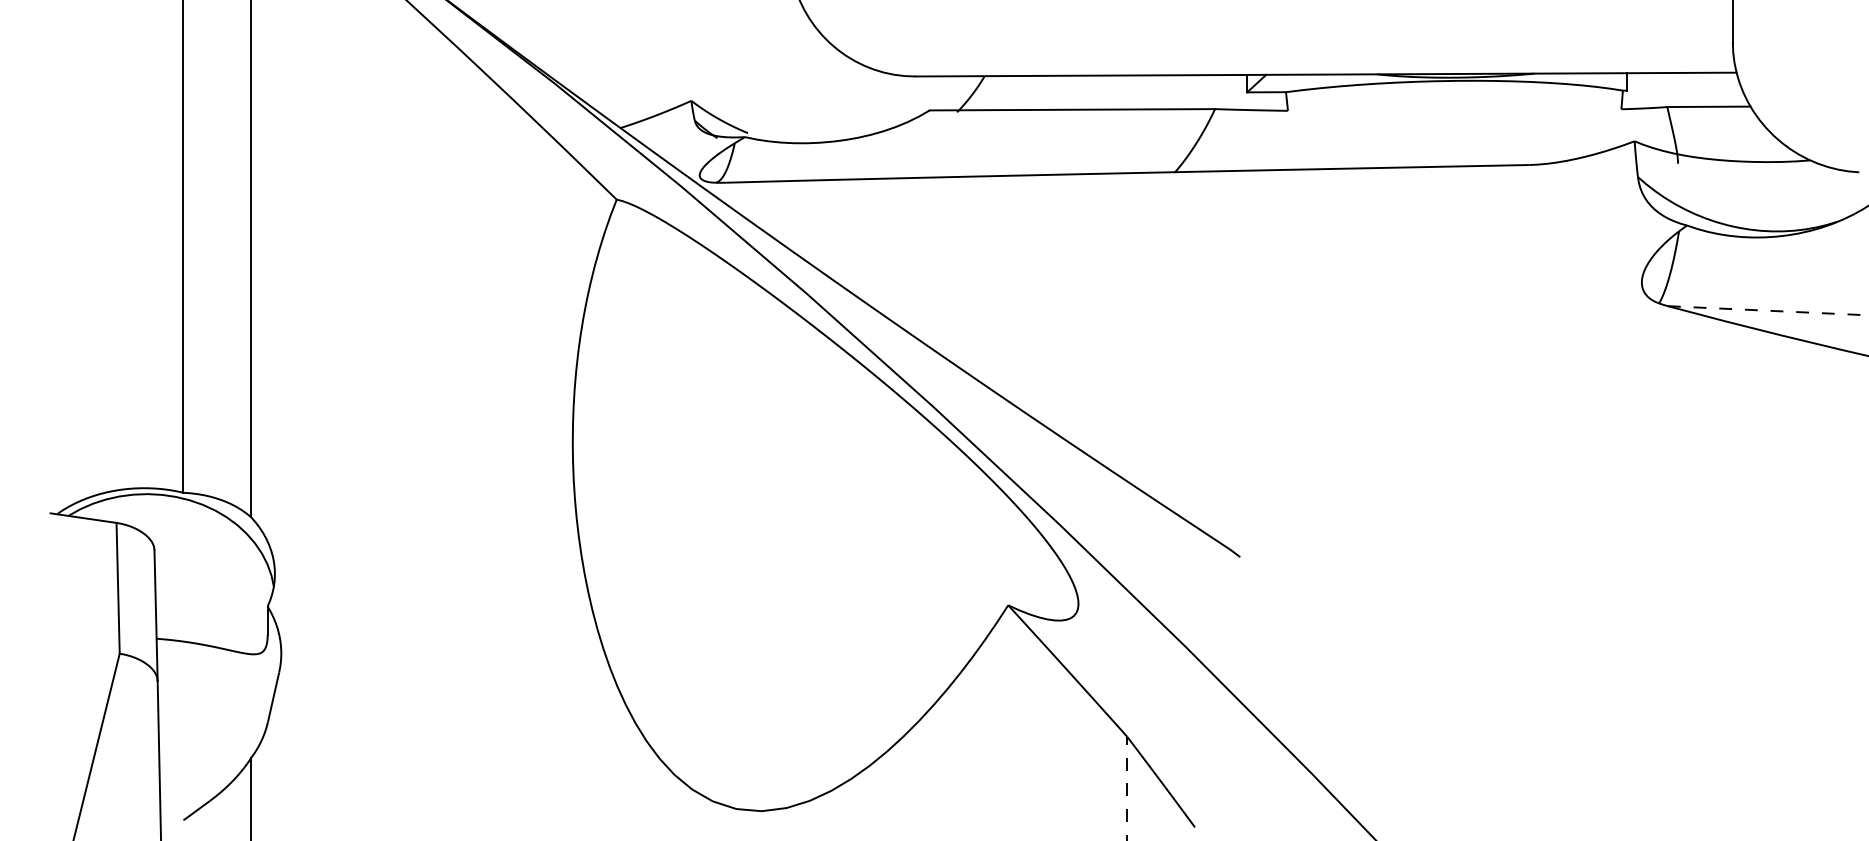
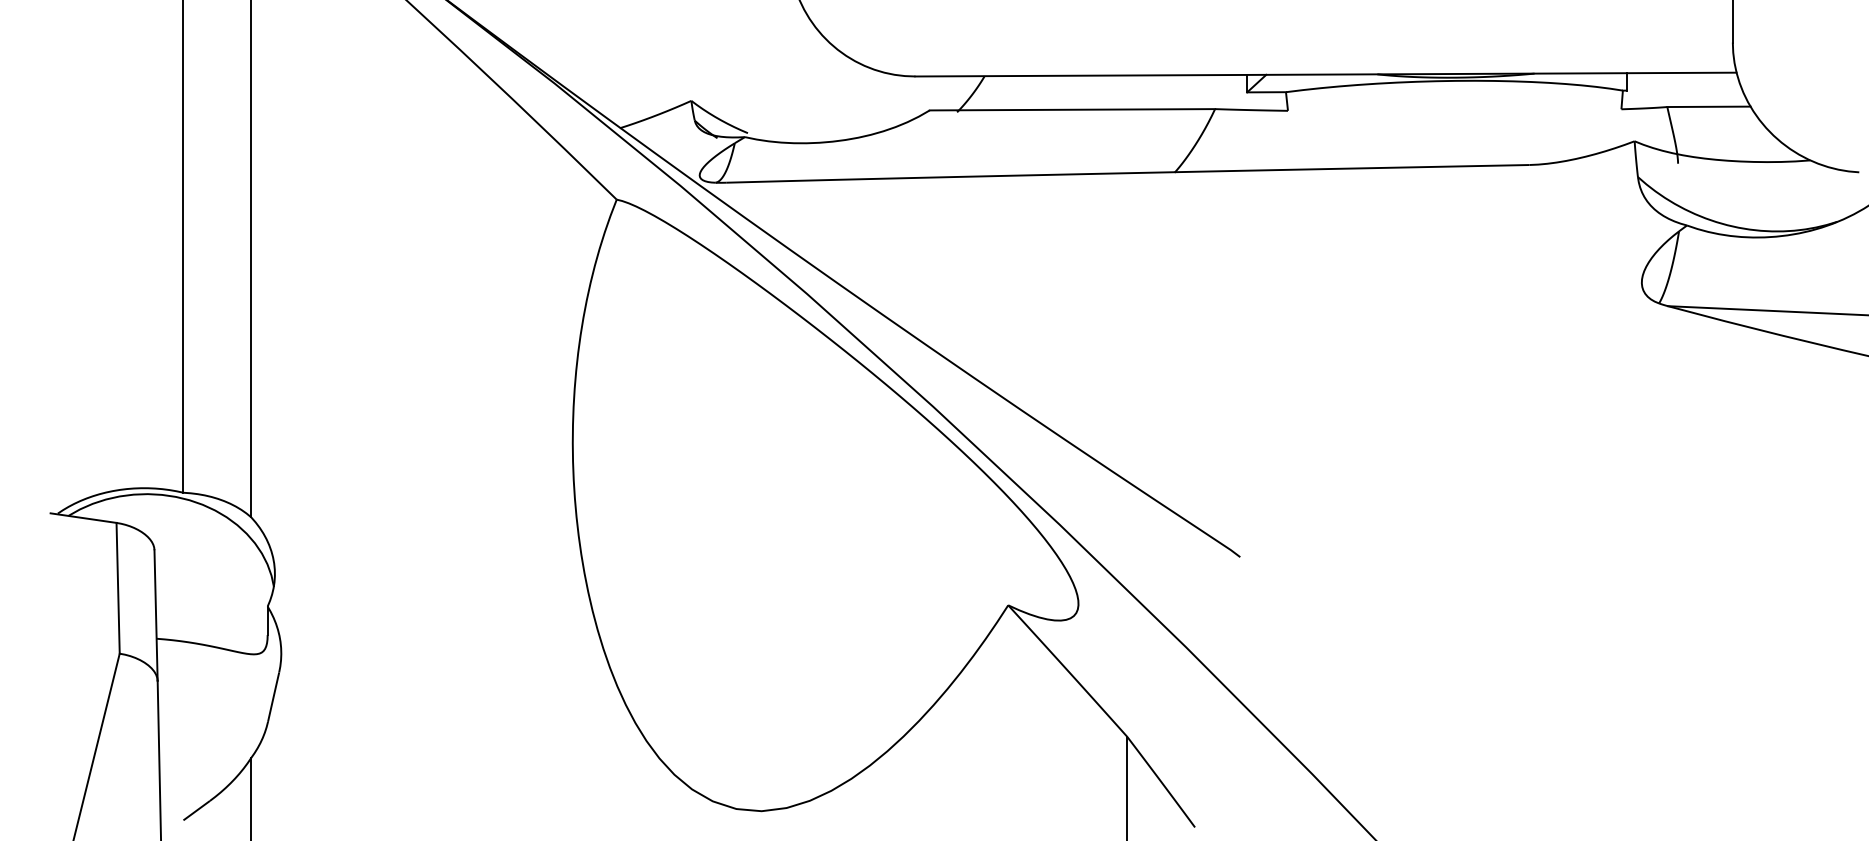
line: dashed -> solid (1768, 310)
line: dashed -> solid (1127, 788)
